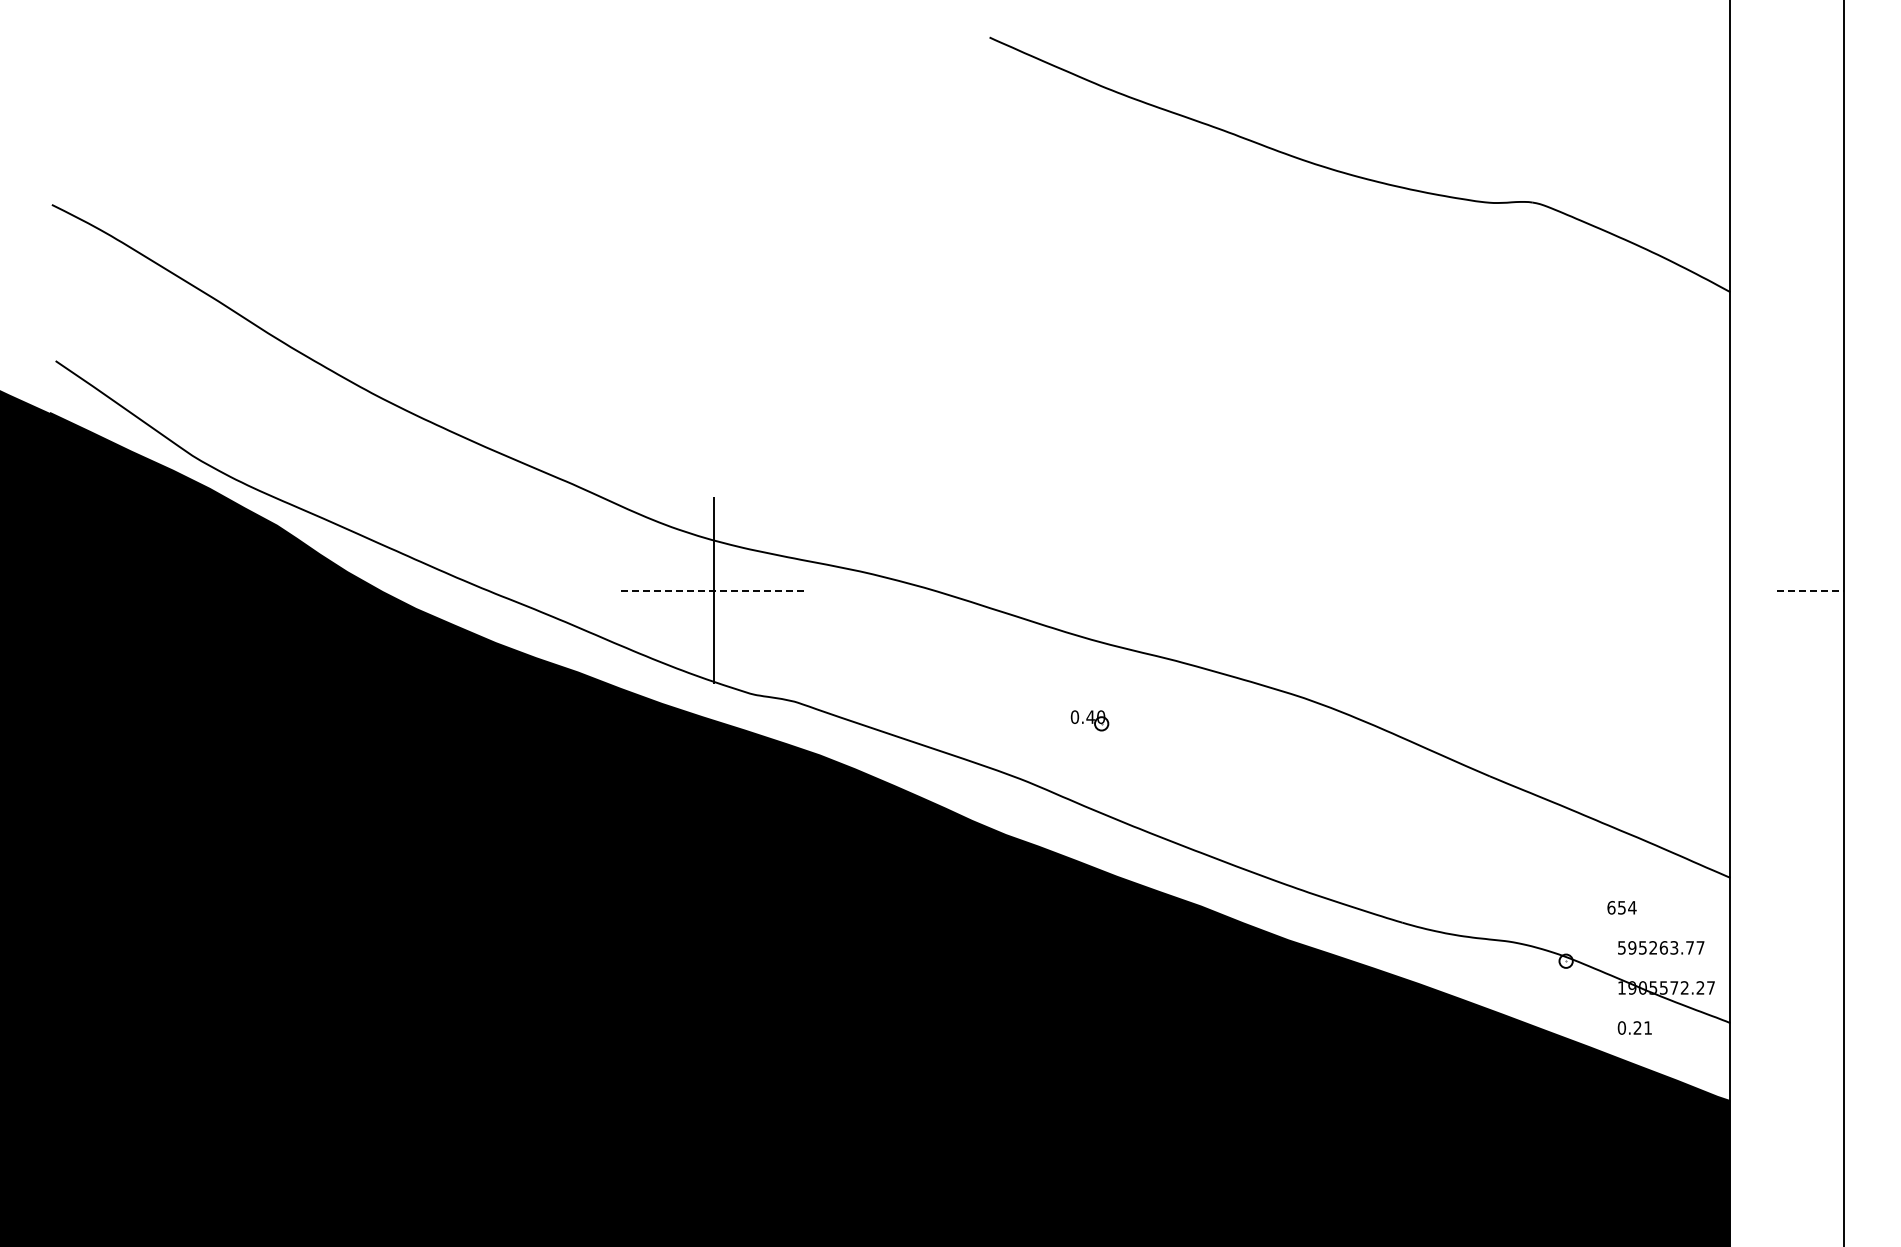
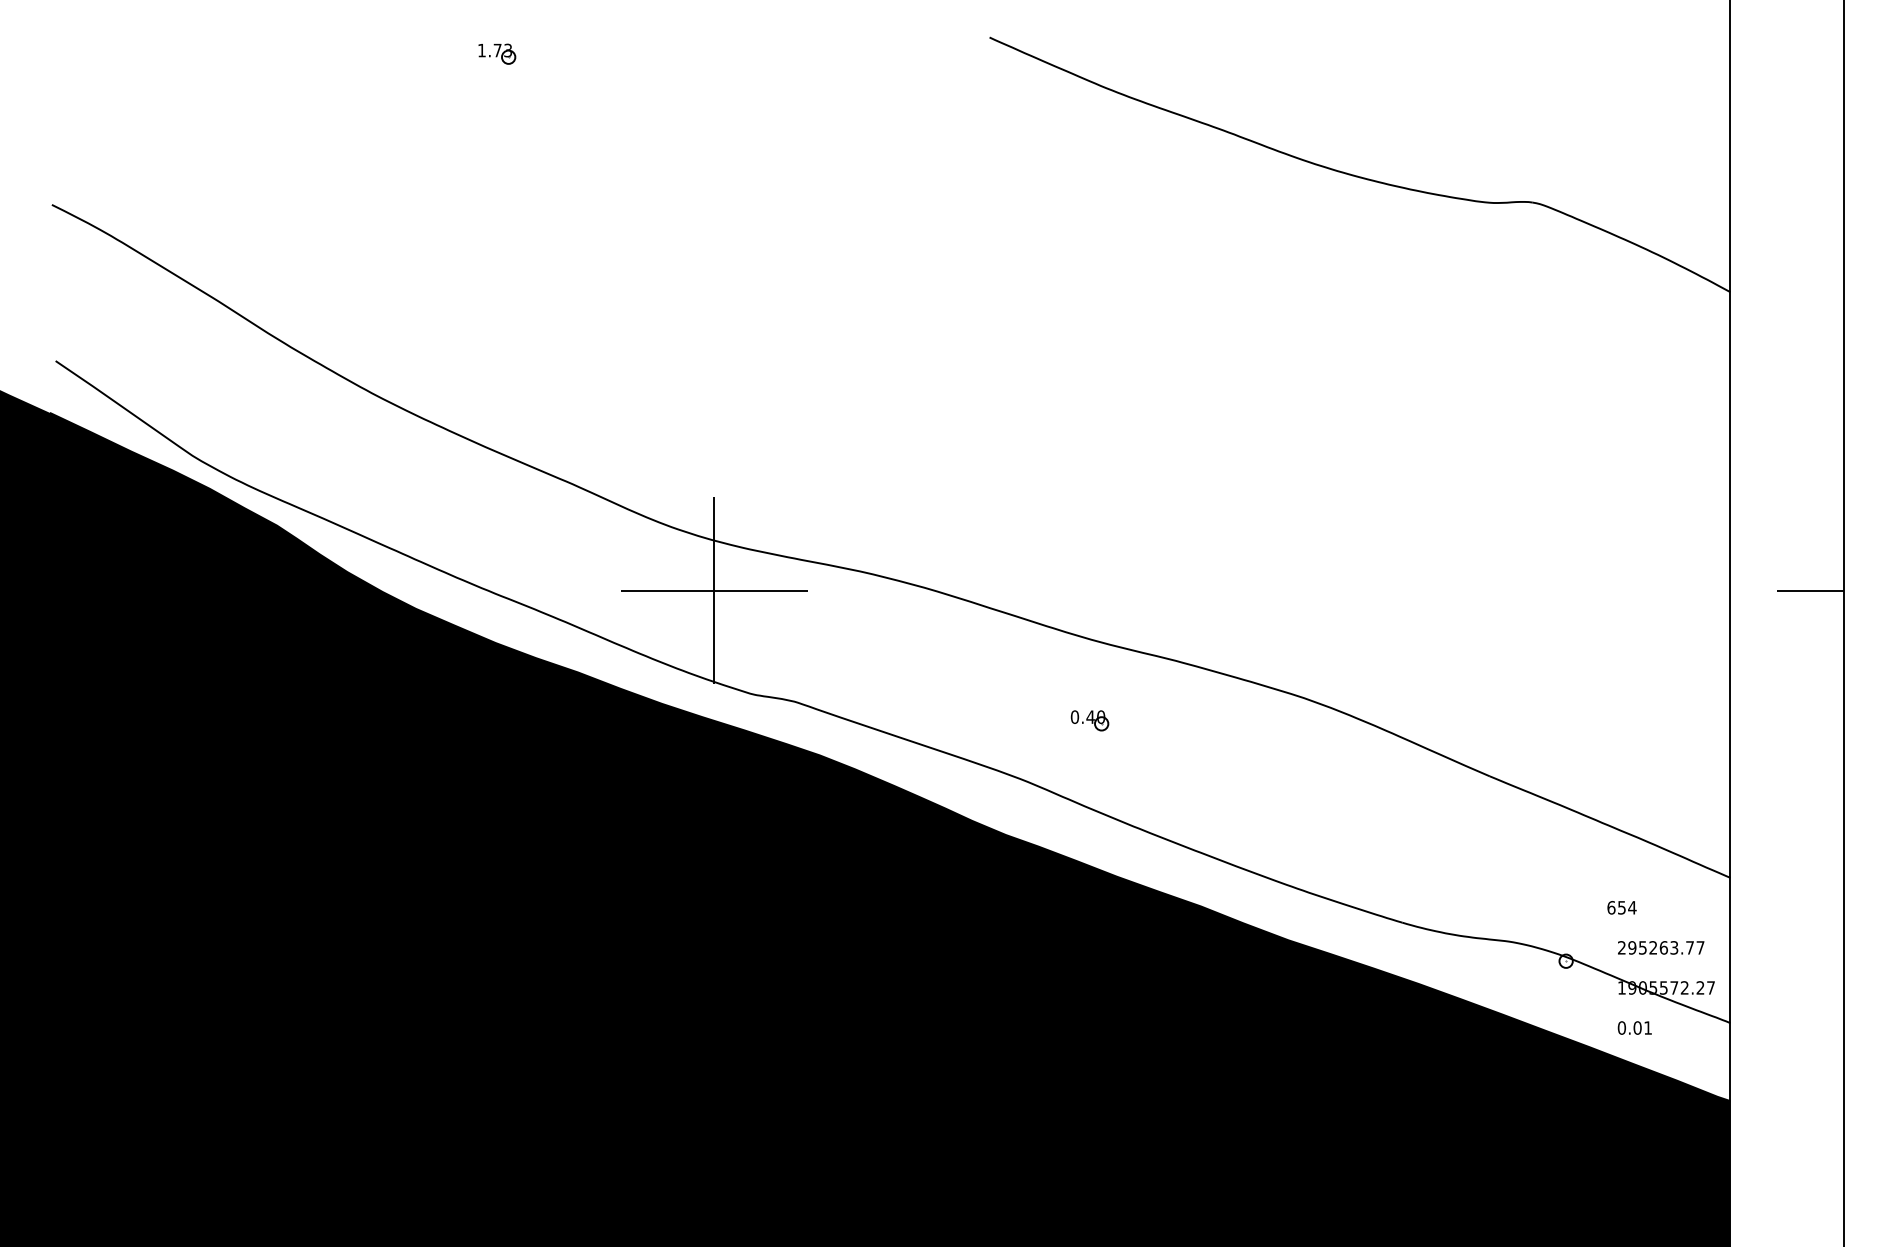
part: none -> present (497, 53)
line: dashed -> solid (714, 590)
line: dashed -> solid (1811, 590)
text: 595263.77 -> 295263.77 (1621, 947)
text: 0.21 -> 0.01 (1637, 1027)
